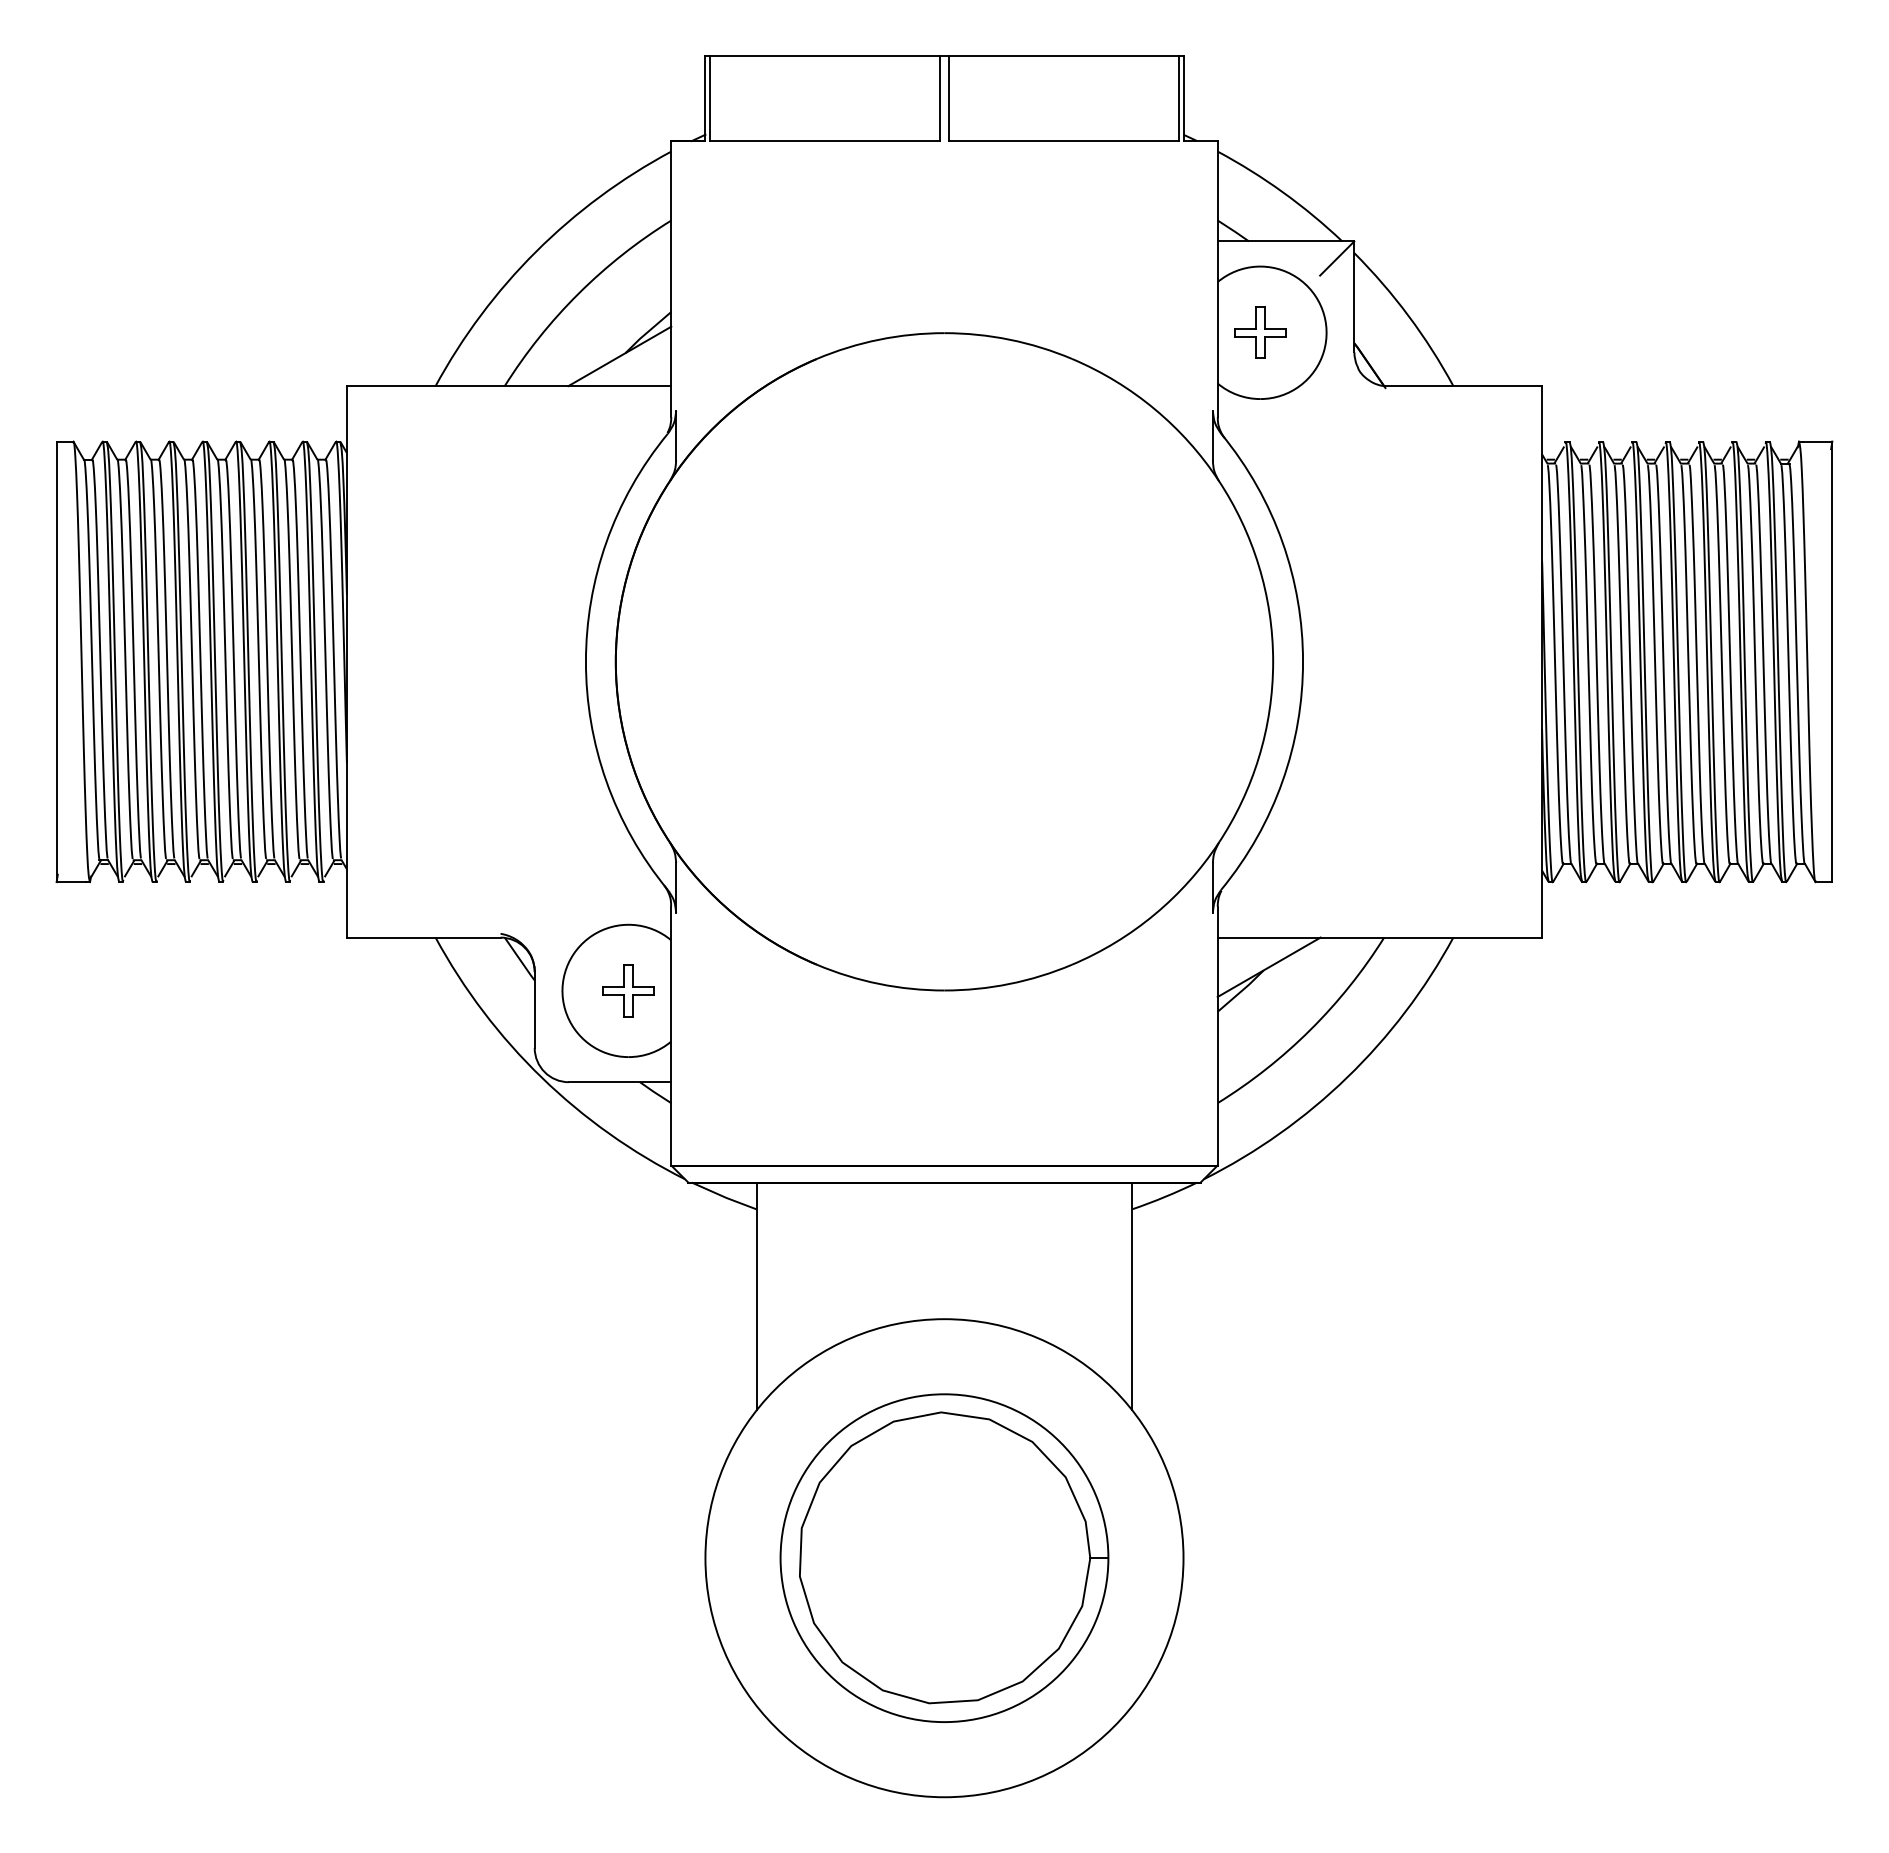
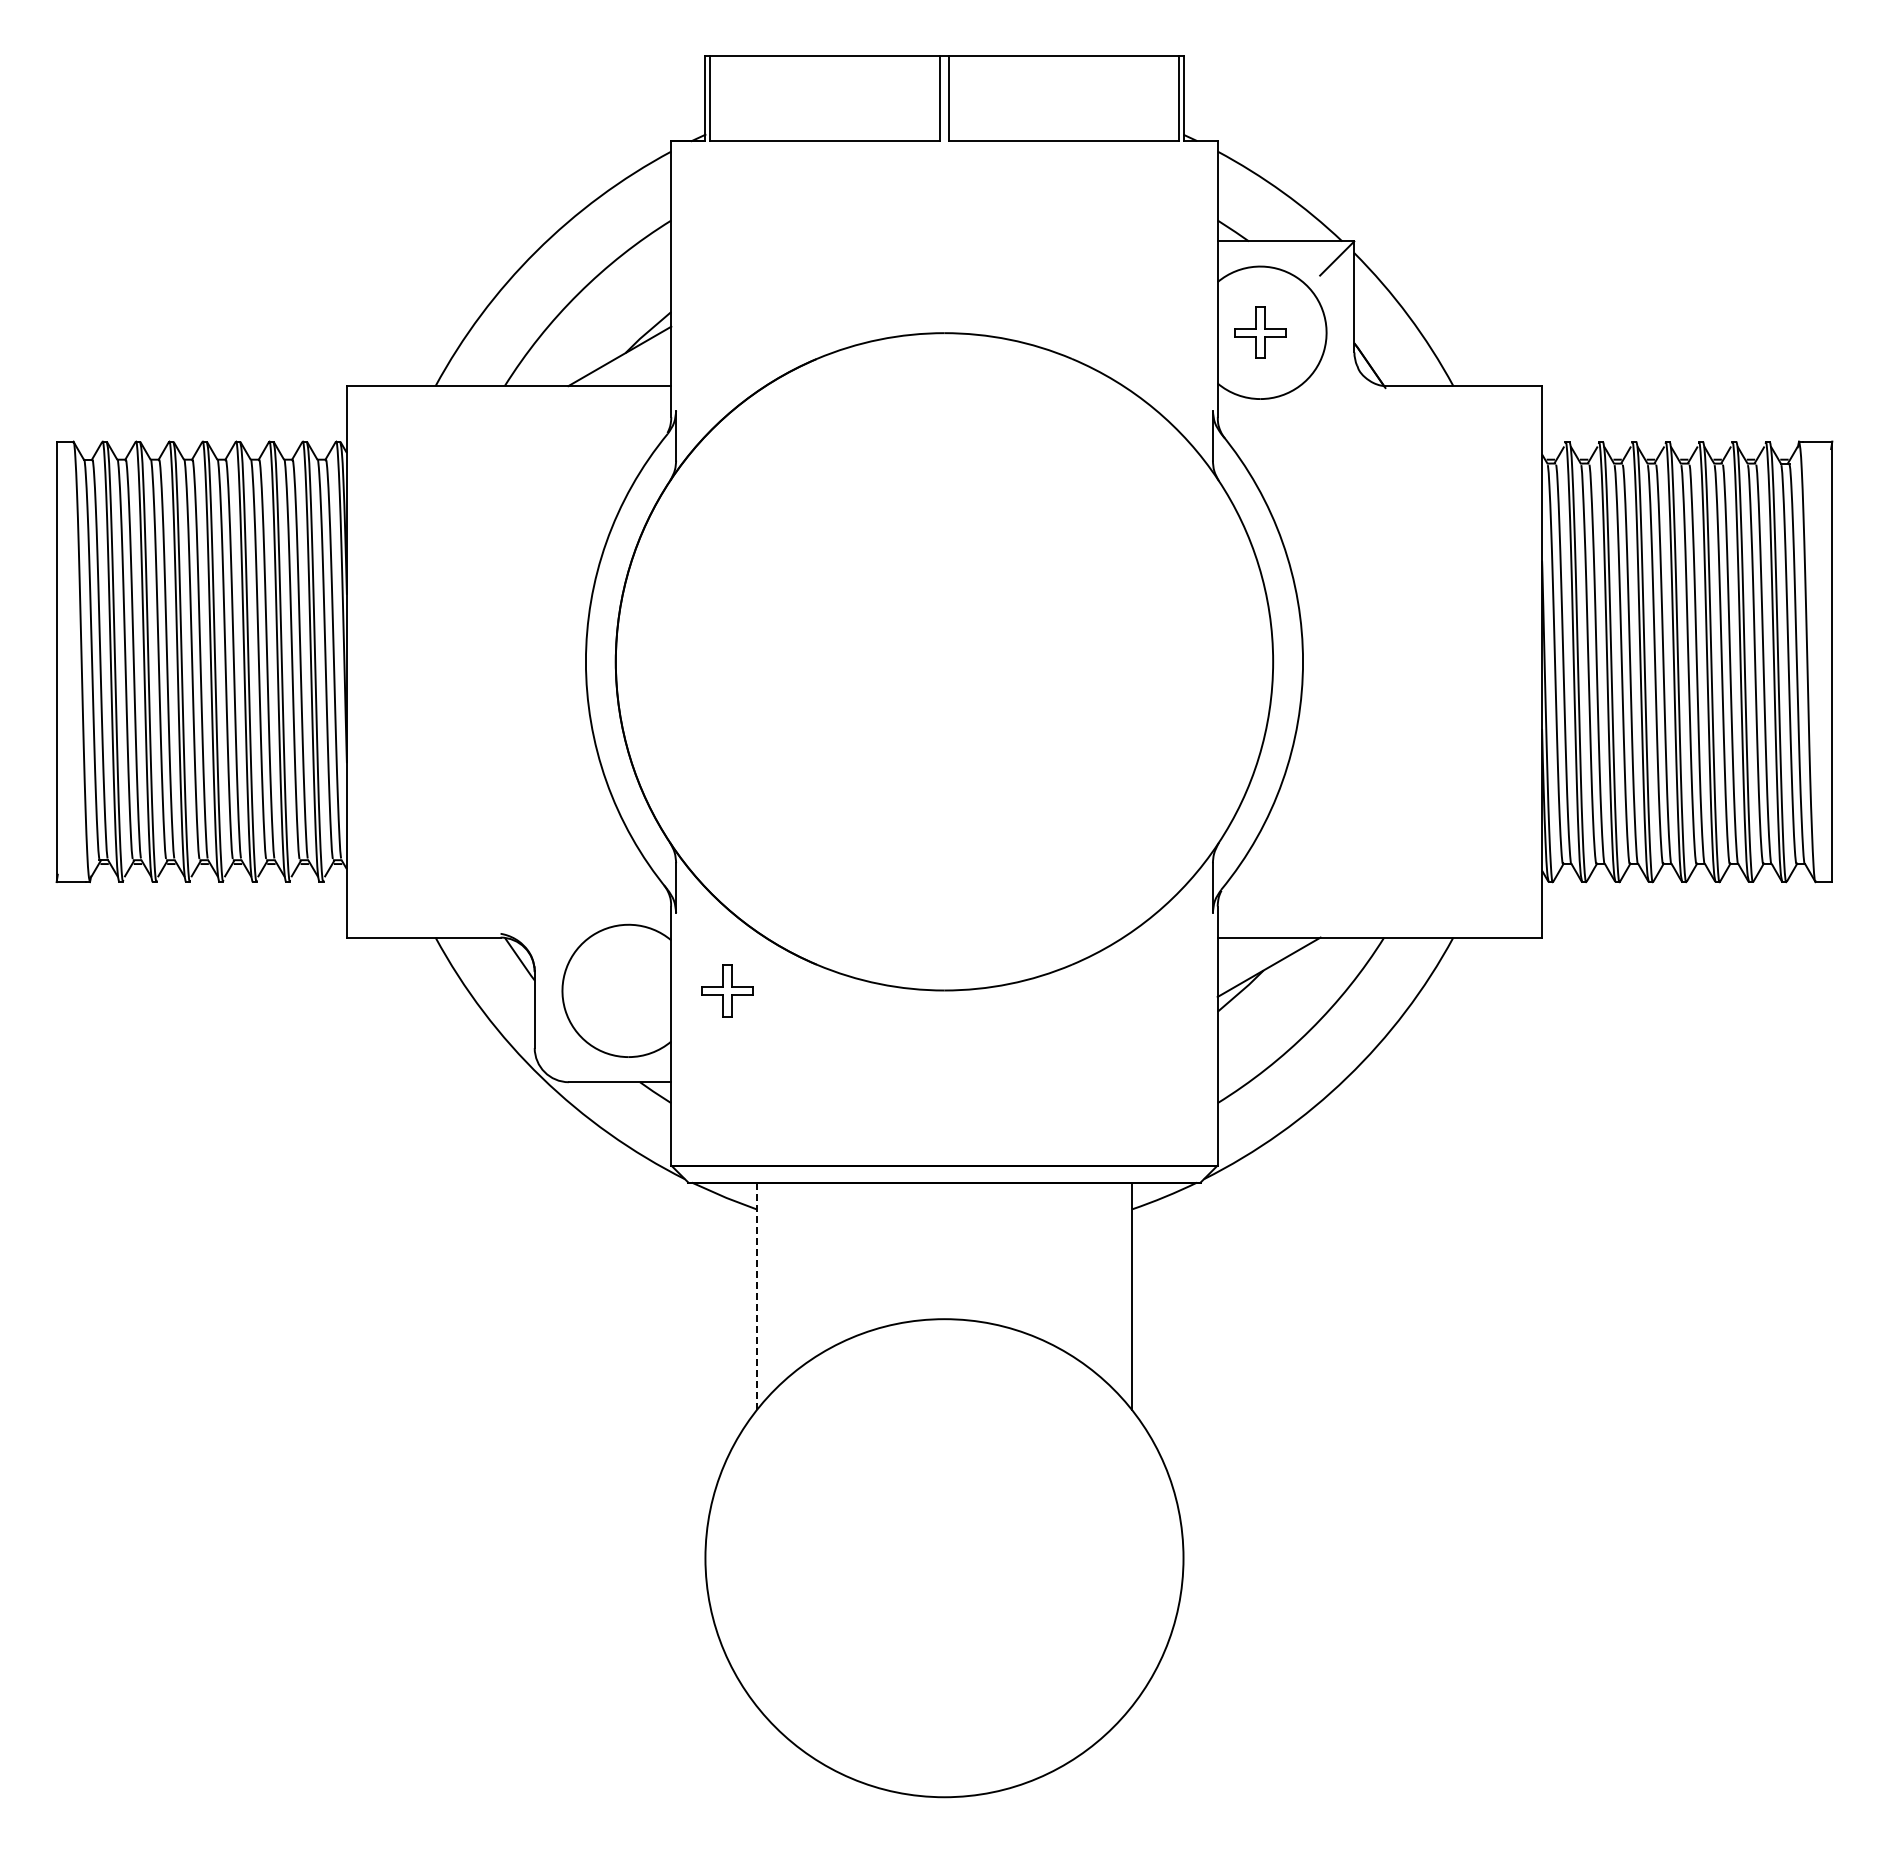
part position: (628, 990) -> (727, 990) (727, 990)
line: solid -> dashed (756, 1296)
part: present -> none (944, 1557)
